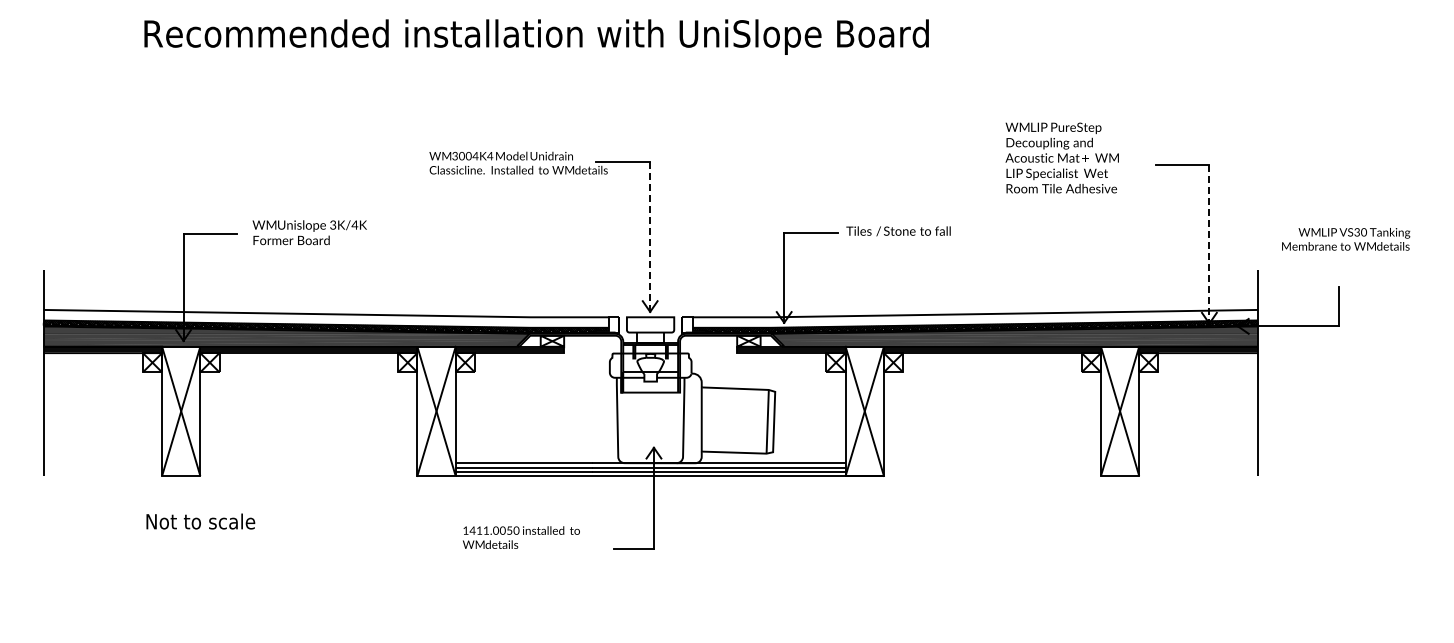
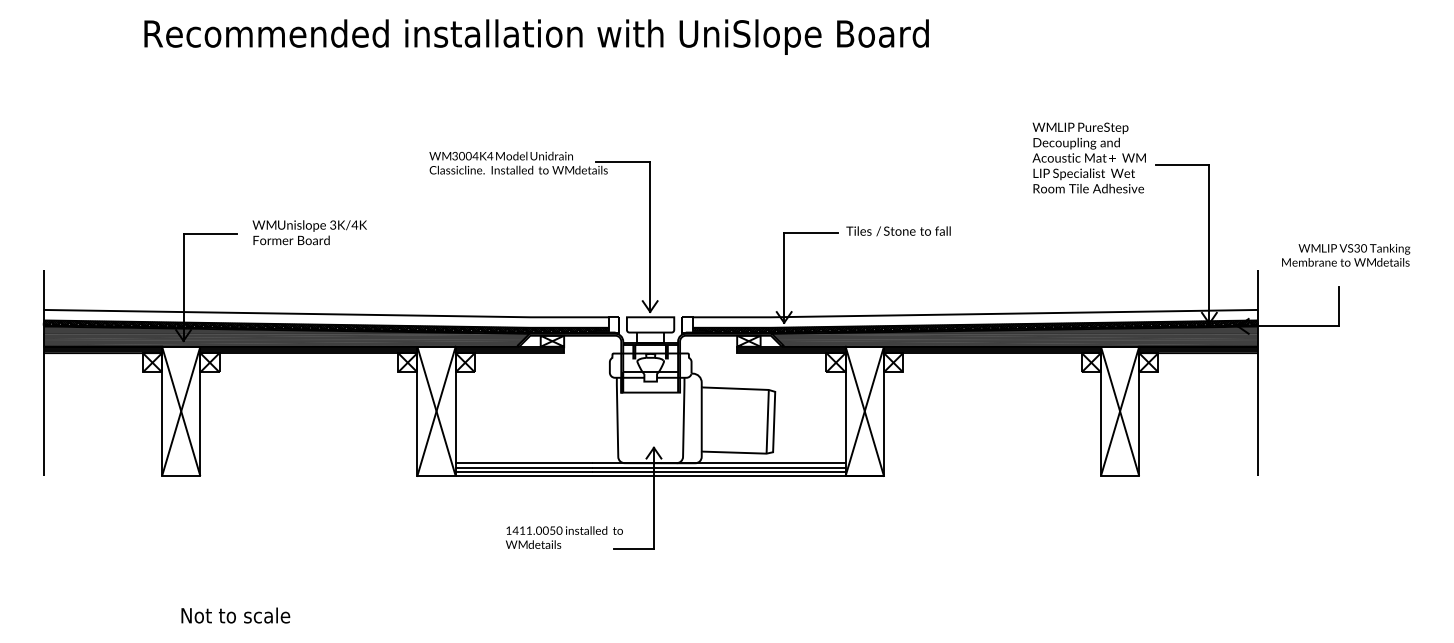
text position: (1061, 157) -> (1088, 157) (1088, 157)
line: dashed -> solid (650, 237)
text position: (1346, 239) -> (1346, 255) (1346, 255)
line: dashed -> solid (1209, 244)
text position: (200, 521) -> (235, 615) (235, 615)
text position: (521, 537) -> (564, 537) (564, 537)
